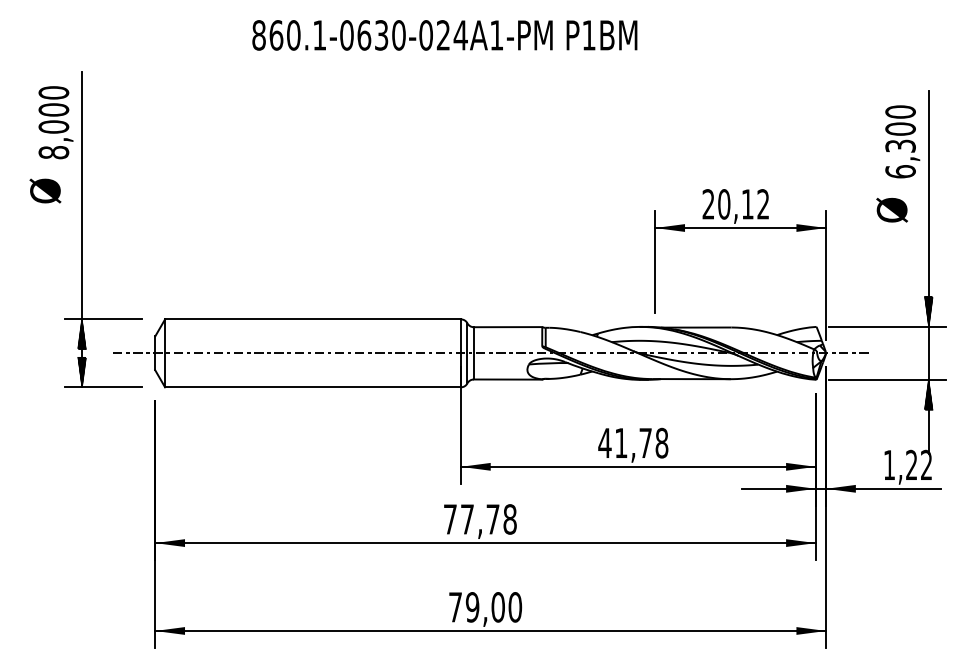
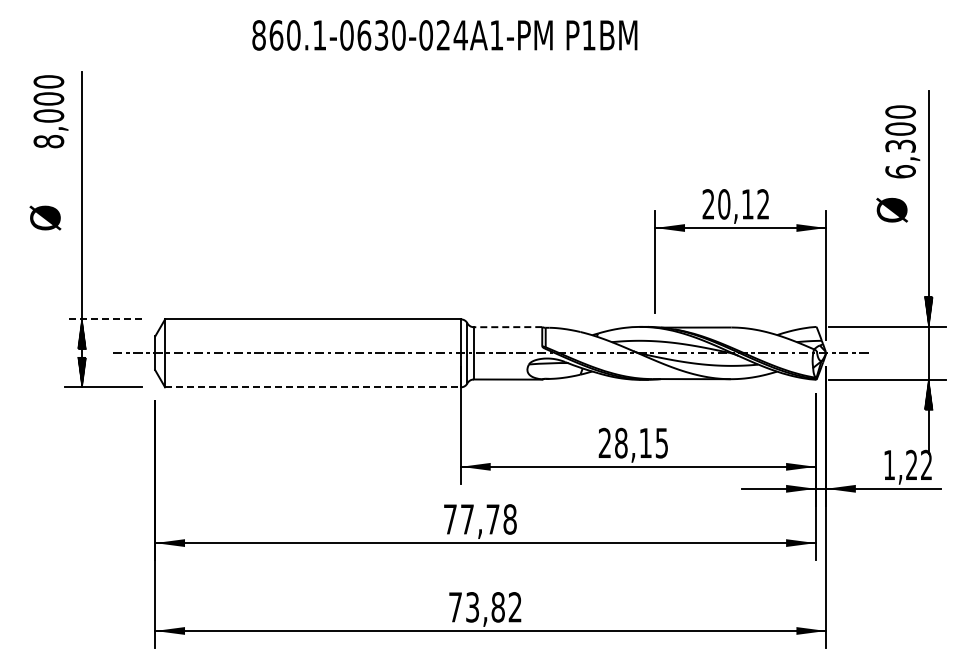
text position: (55, 122) -> (50, 111) (50, 111)
text position: (45, 190) -> (45, 217) (45, 217)
line: solid -> dashed (102, 319)
line: solid -> dashed (507, 327)
line: solid -> dashed (313, 387)
text: 41,78 -> 28,15 (633, 442)
text: 79,00 -> 73,82 (493, 607)
